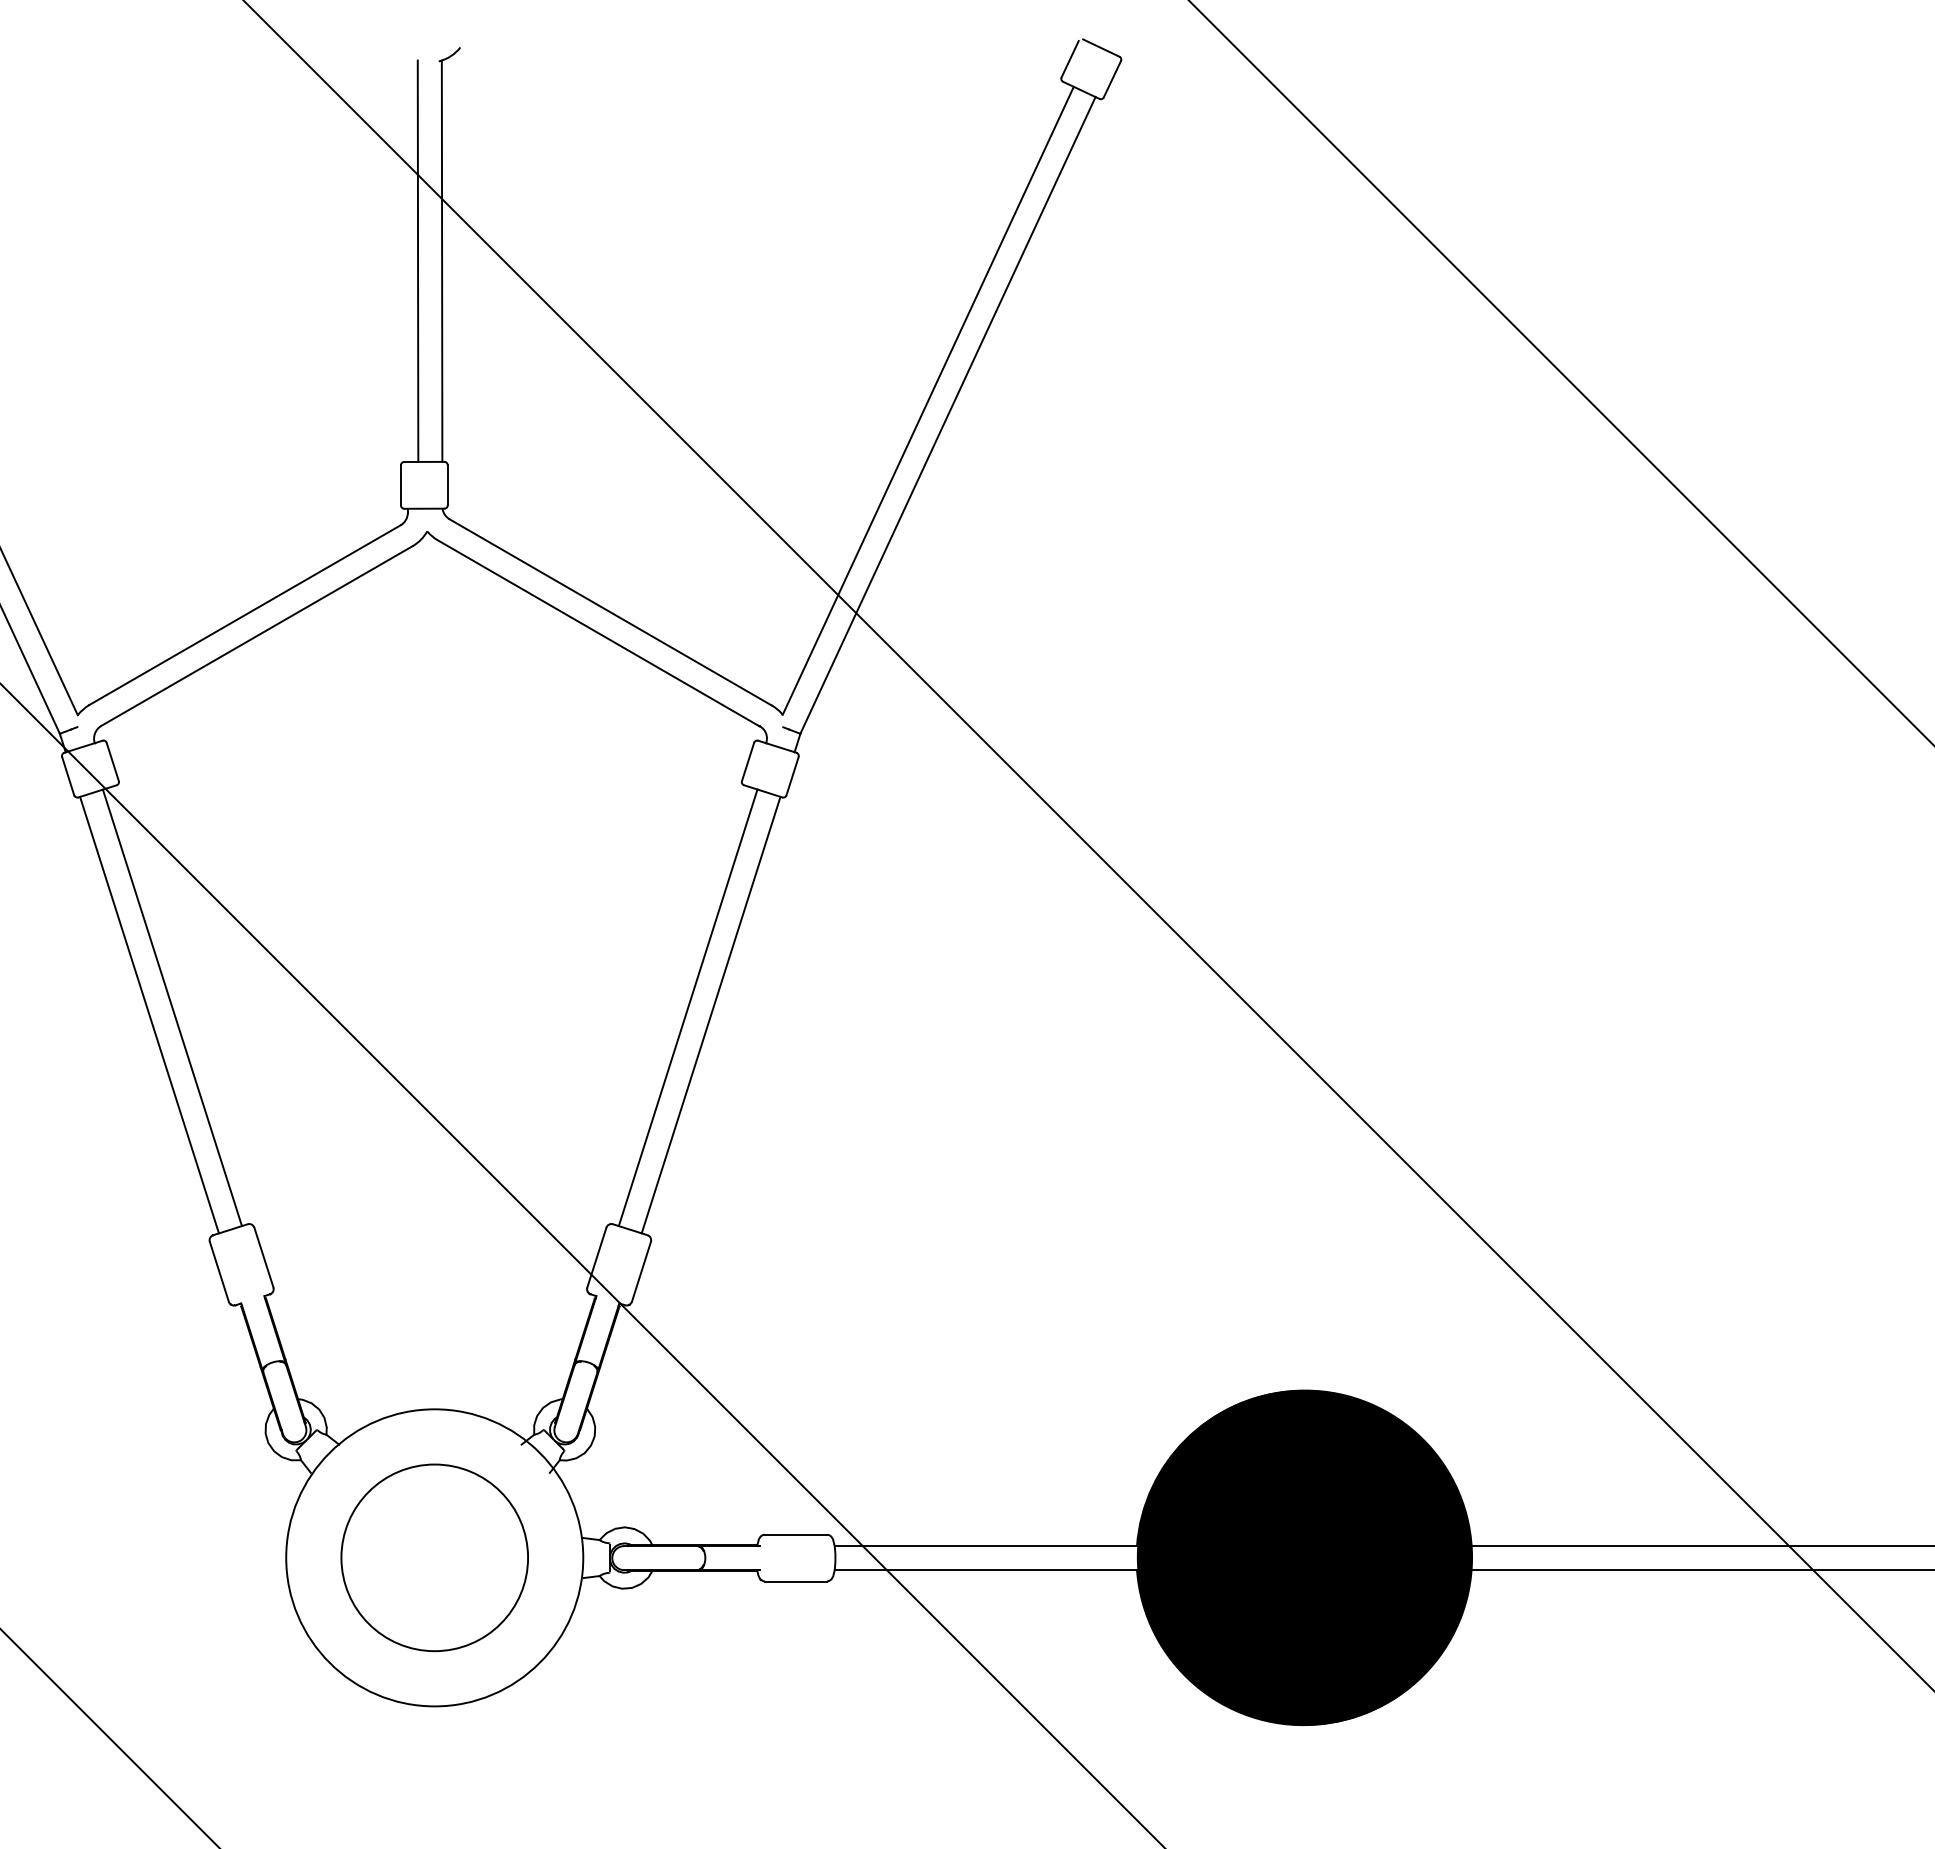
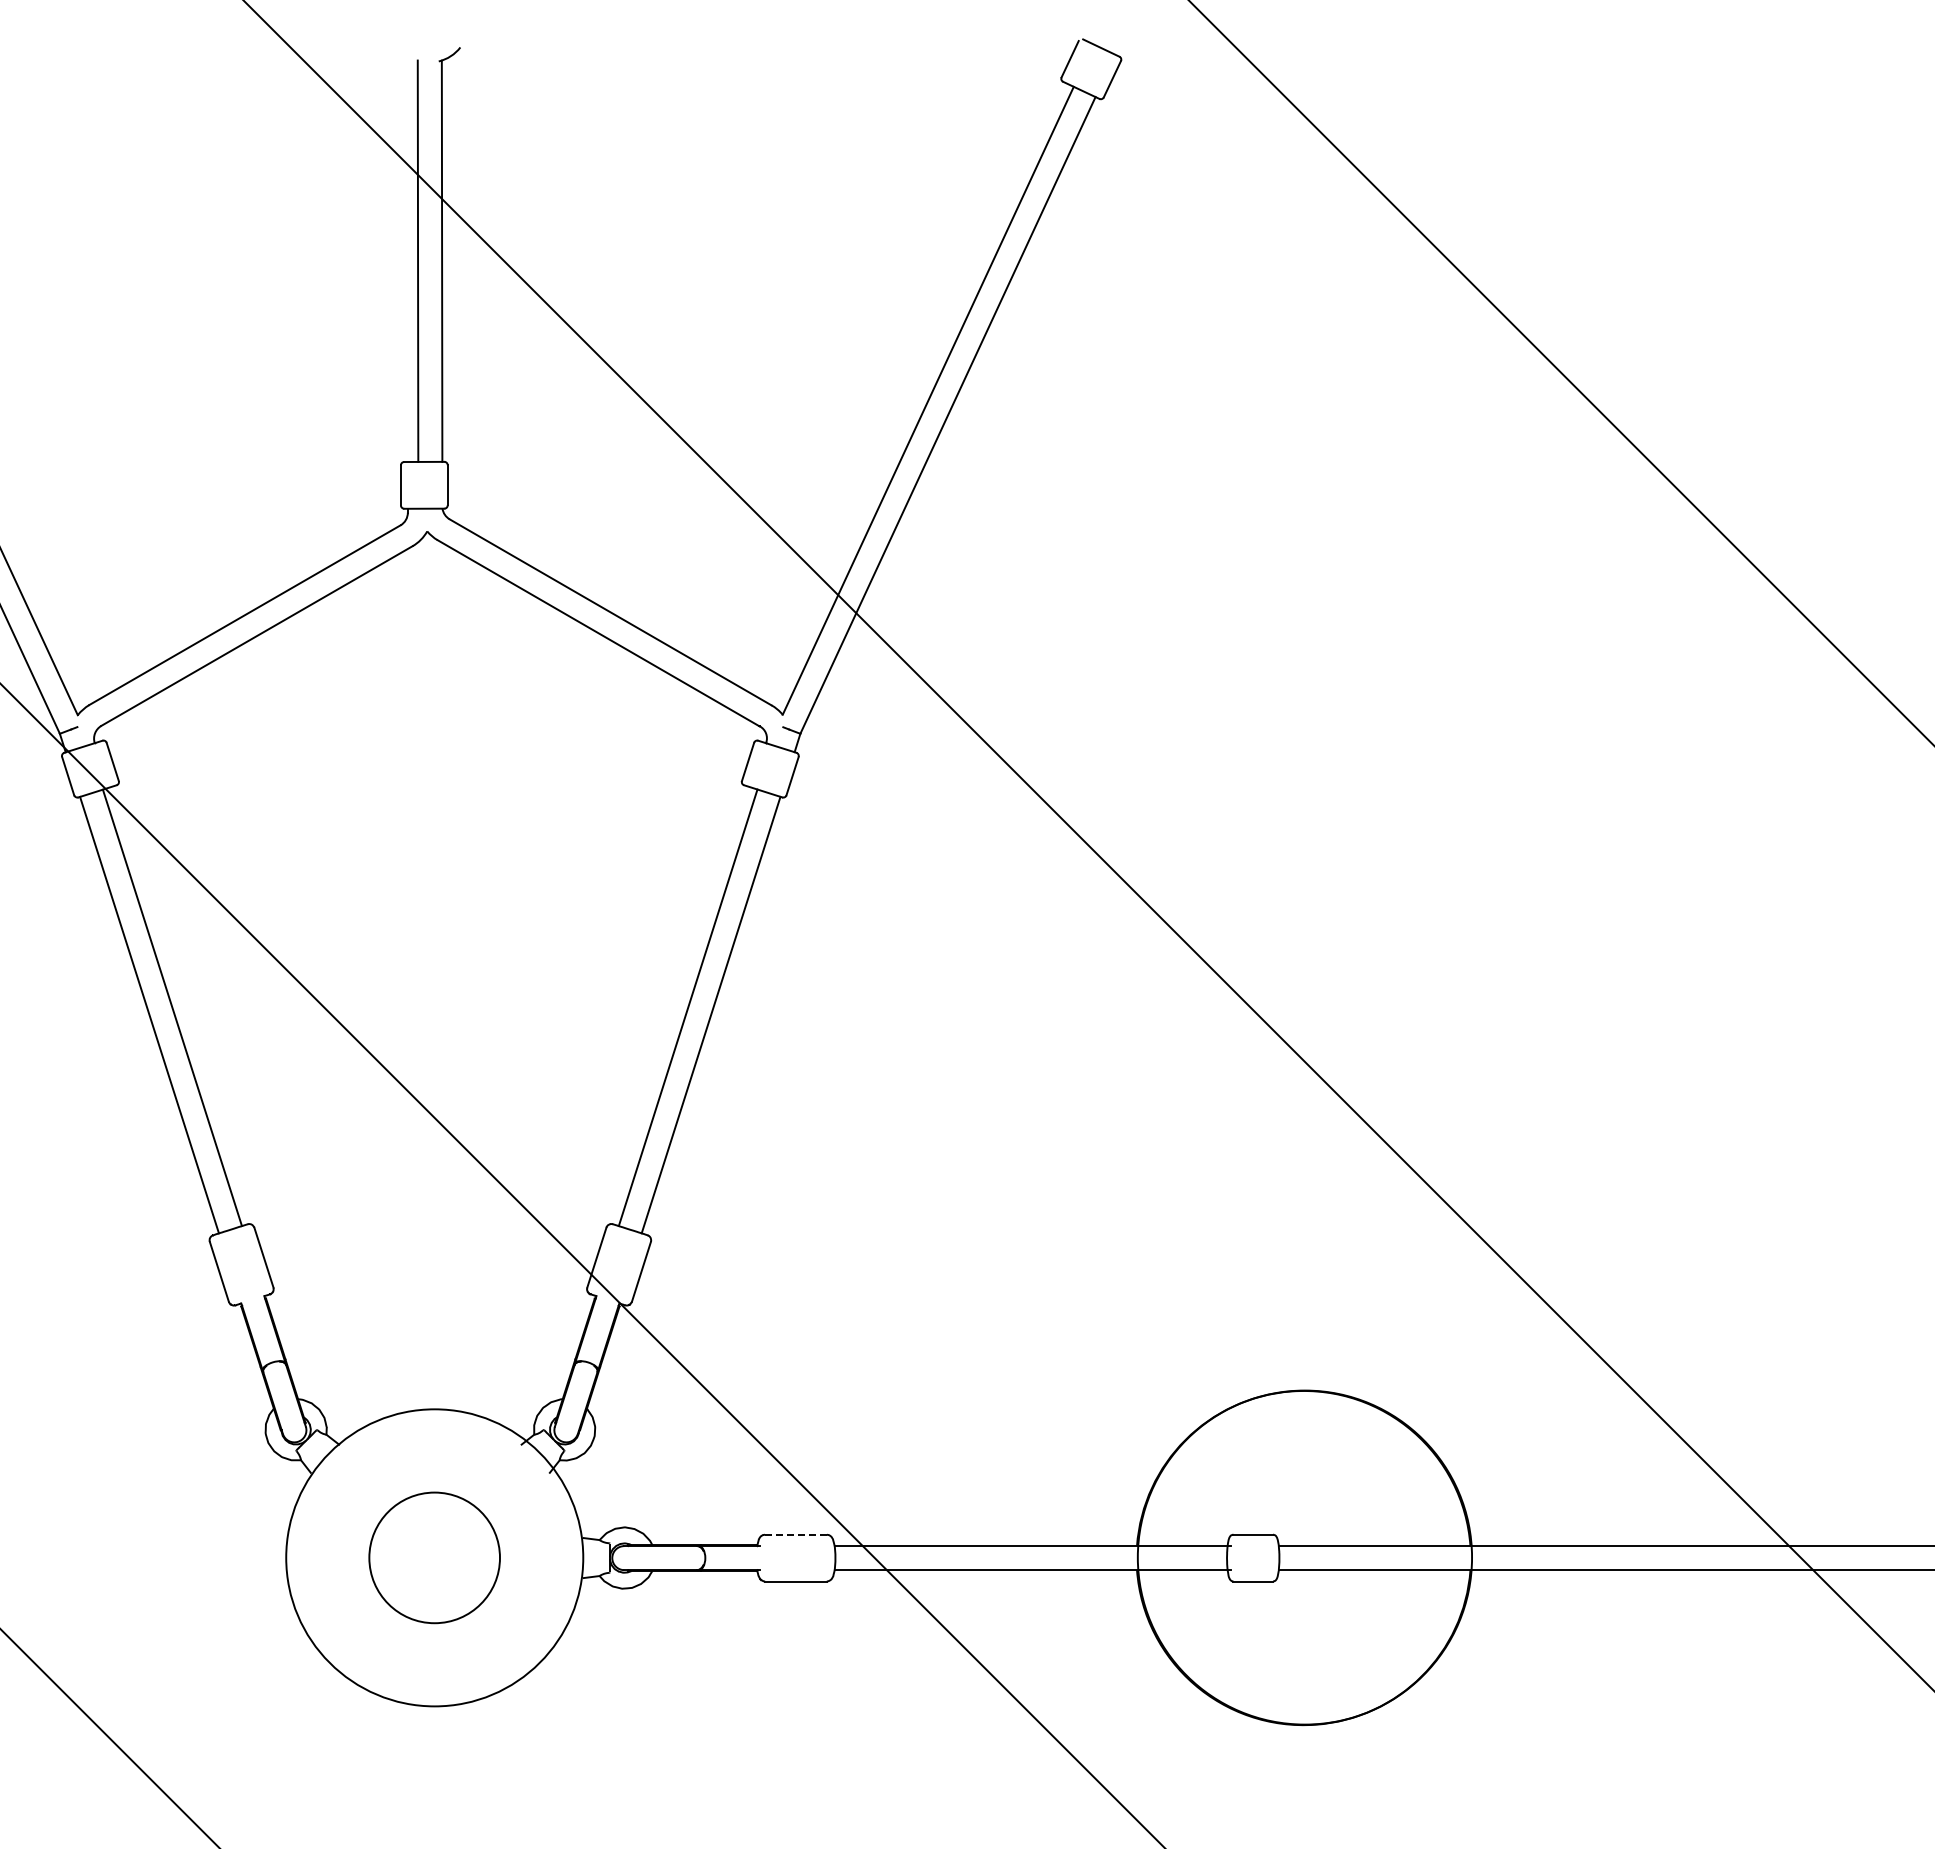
line: solid -> dashed (795, 1534)
circle size: 189x190 px -> 133x134 px (434, 1557)
fill: present -> none (1304, 1557)
